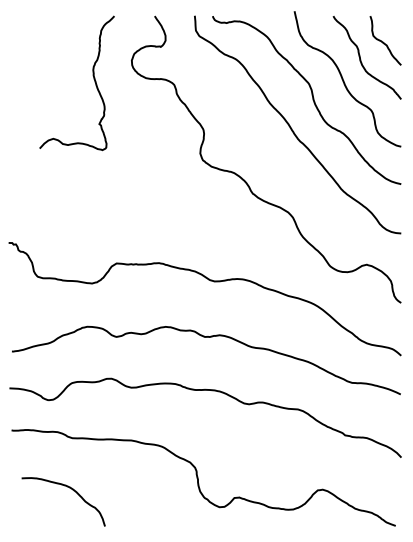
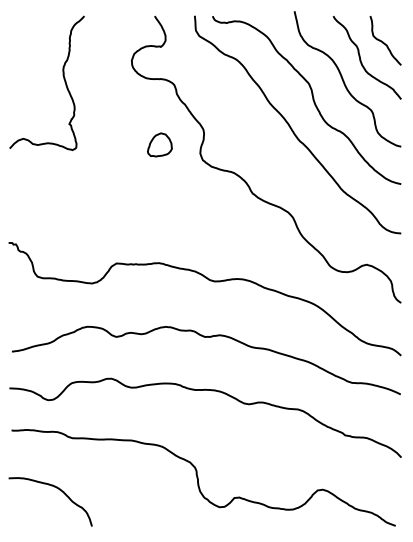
curve position: (93, 79) -> (63, 79) (63, 79)
part: none -> present (159, 144)
curve position: (73, 491) -> (60, 491) (60, 491)
